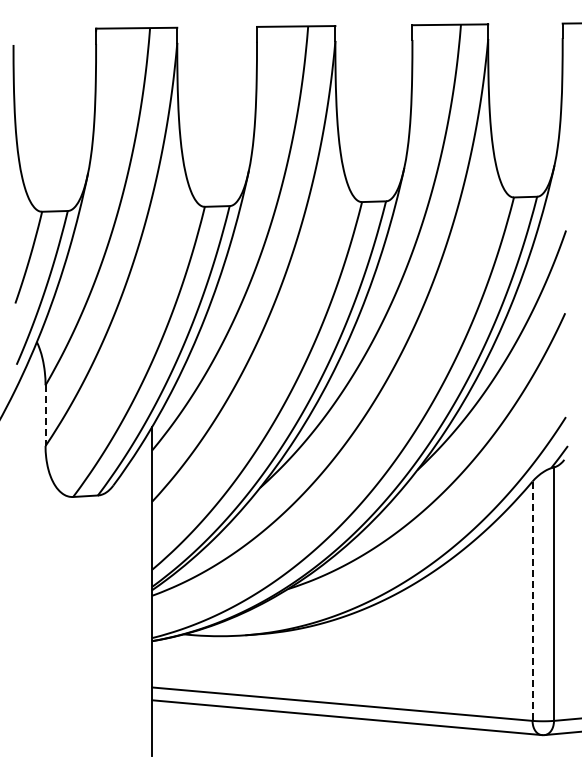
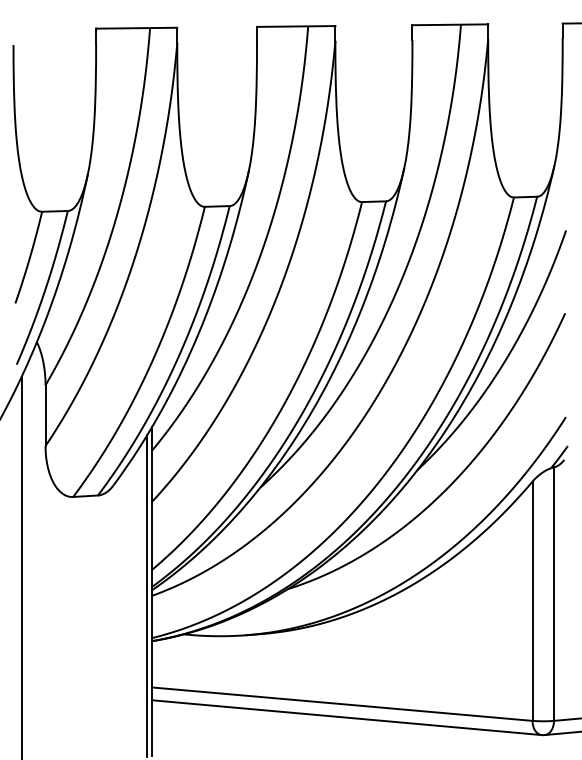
line: dashed -> solid (45, 416)
line: none -> present (21, 566)
line: none -> present (147, 595)
line: dashed -> solid (532, 601)
